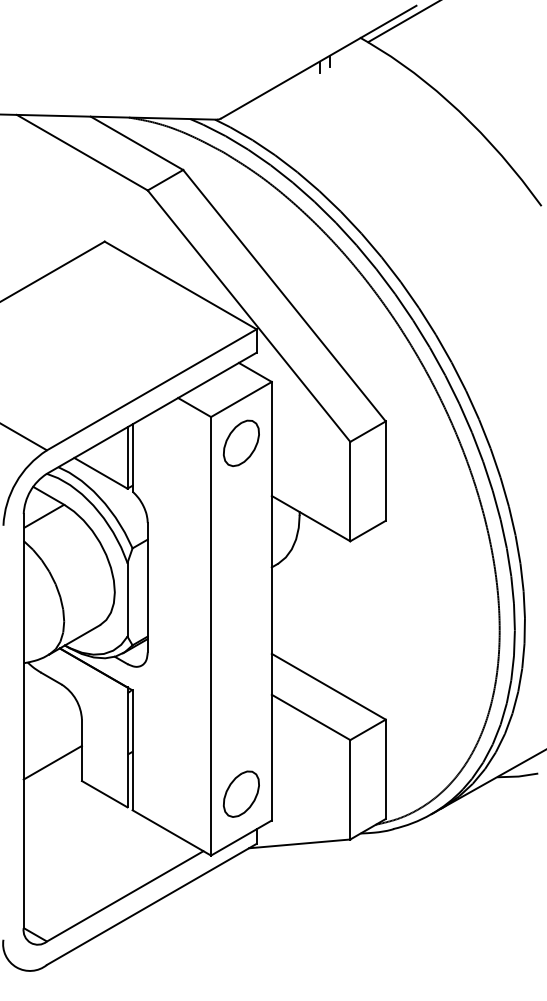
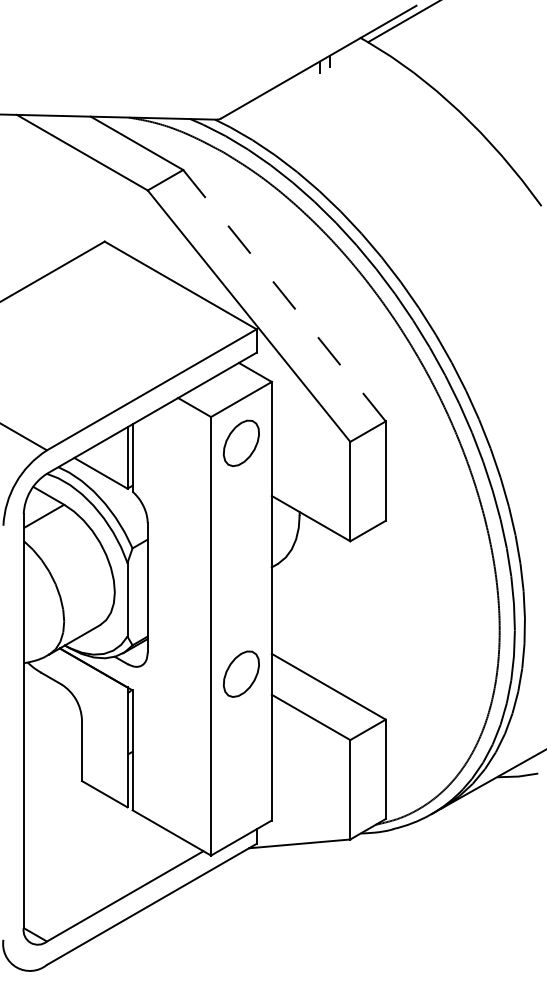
line: solid -> dashed (284, 296)
line: present -> none (52, 762)
part position: (240, 793) -> (240, 673) (240, 673)
